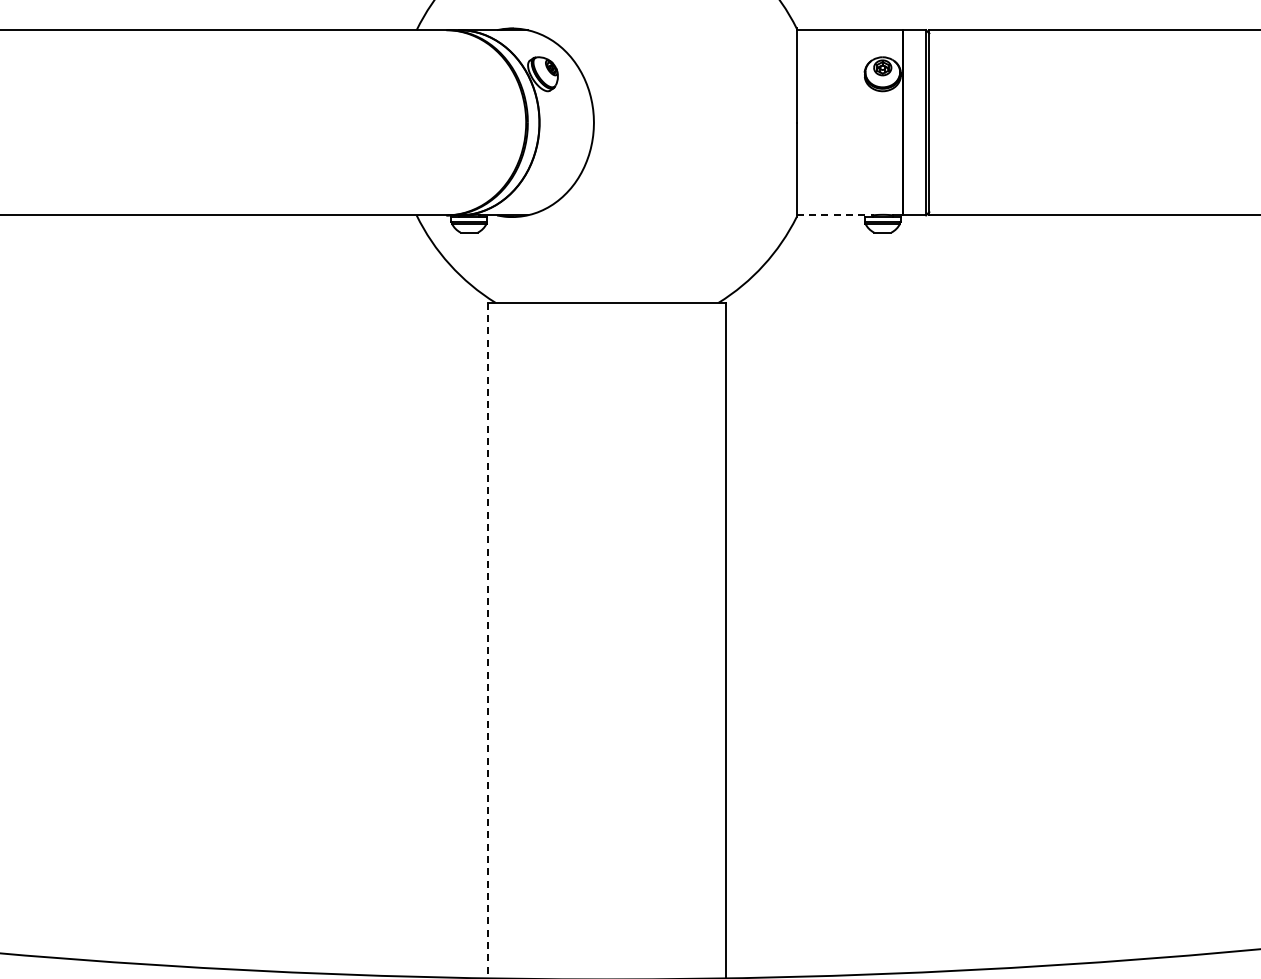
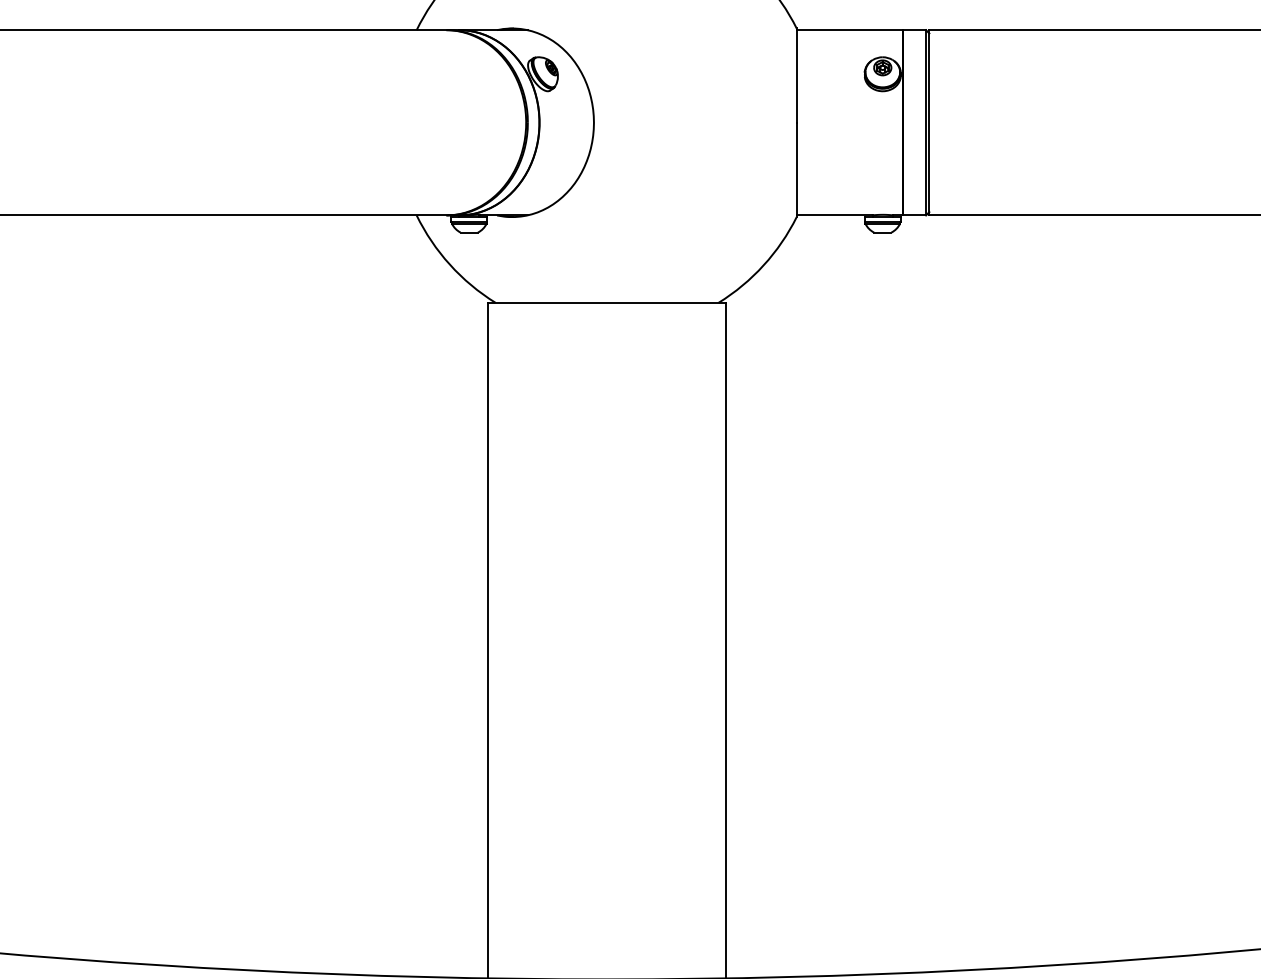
line: dashed -> solid (834, 215)
line: dashed -> solid (488, 640)
